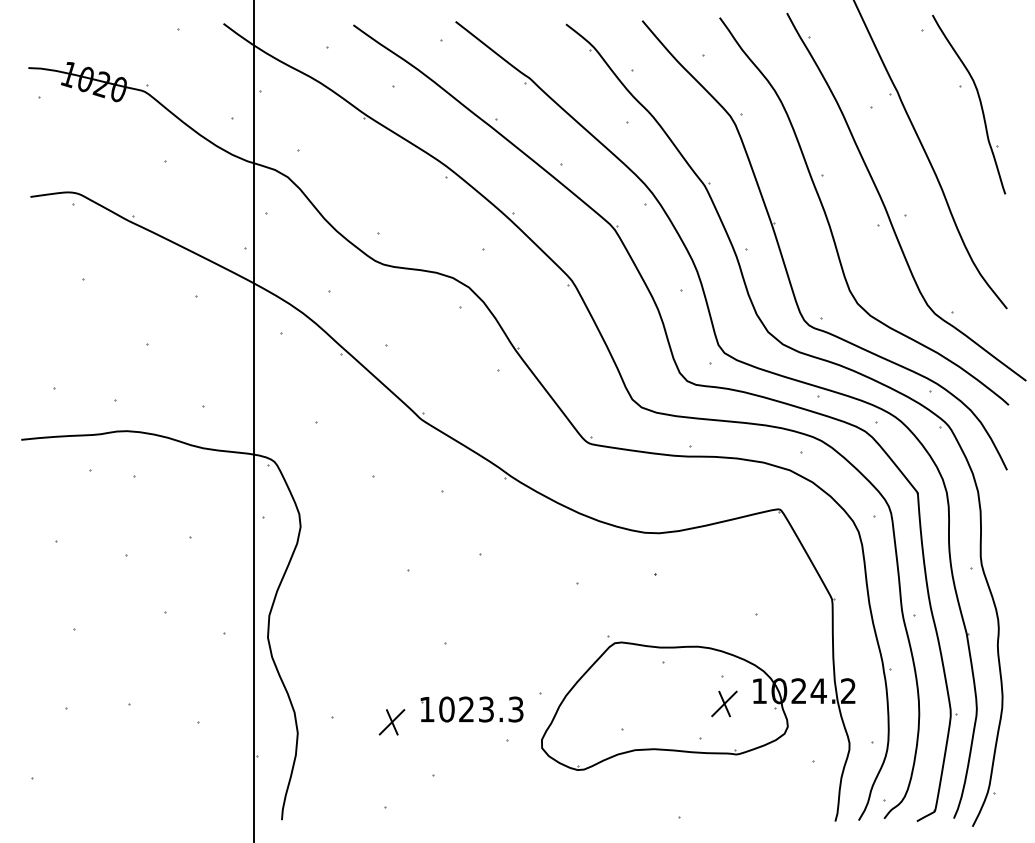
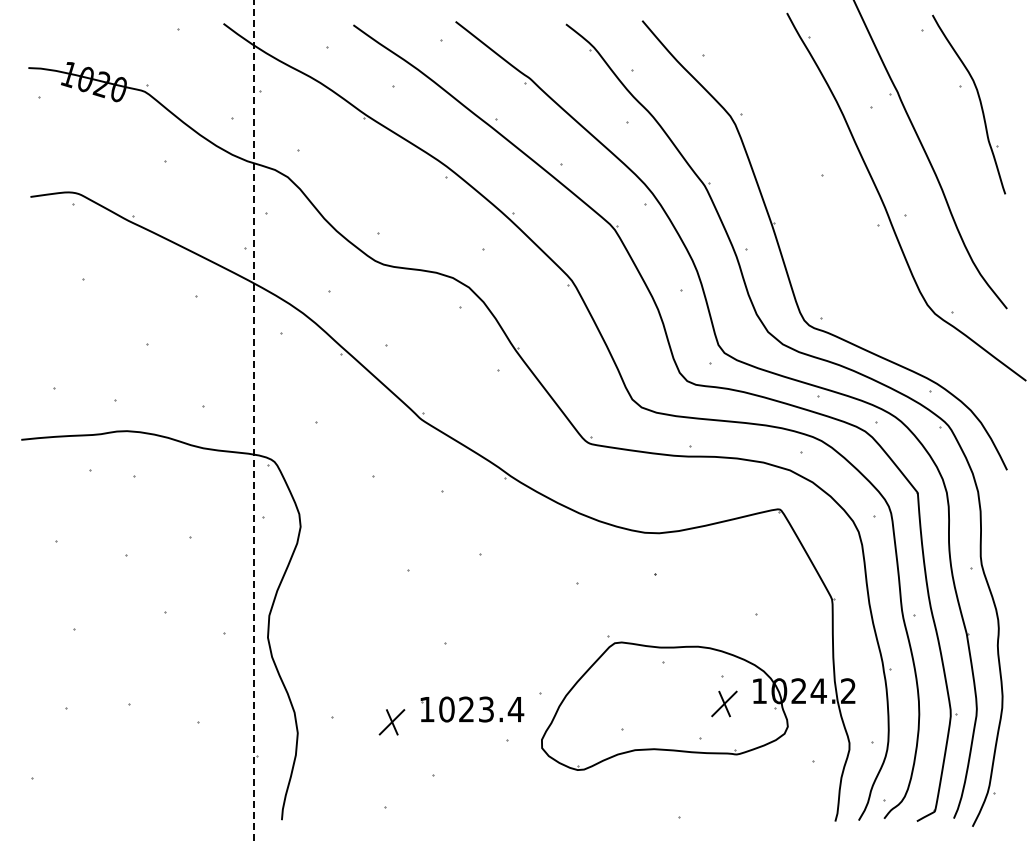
curve: present -> none (829, 222)
line: solid -> dashed (253, 421)
text: 1023.3 -> 1023.4 (515, 709)
